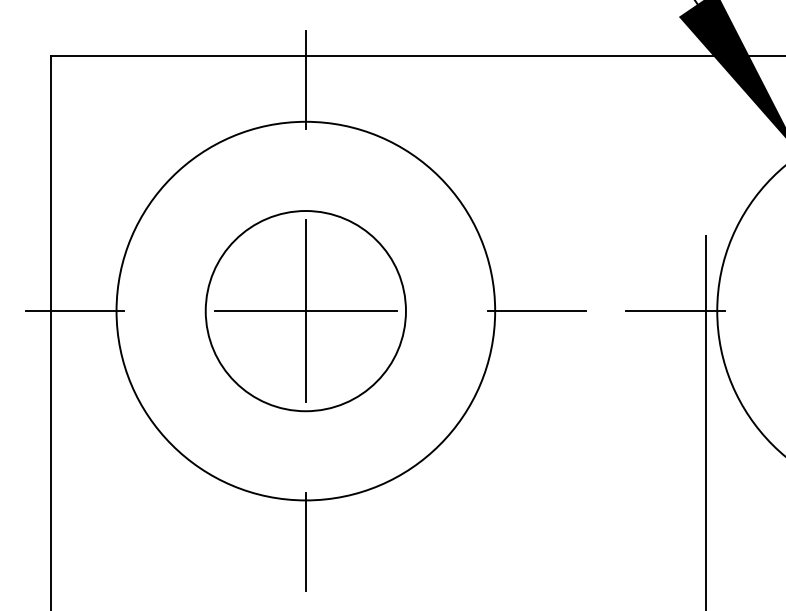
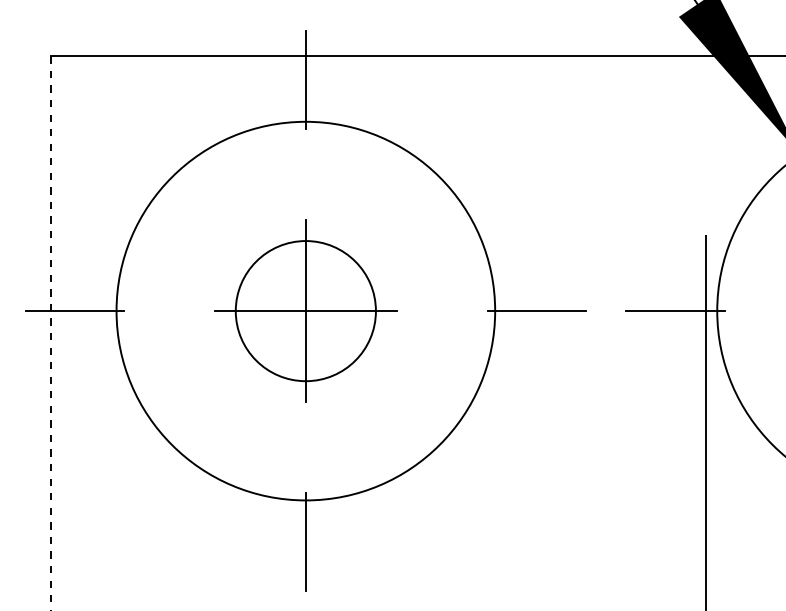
circle diameter: 200 px -> 140 px (305, 311)
line: solid -> dashed (51, 332)
